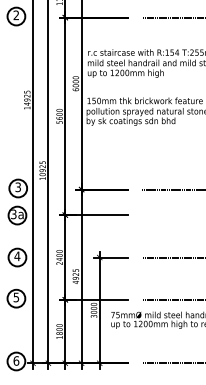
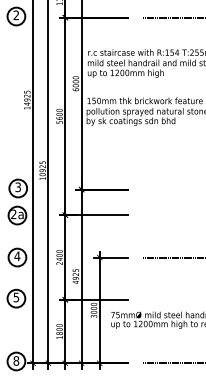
line: present -> none (171, 189)
text: 3a -> 2a (13, 214)
line: present -> none (171, 299)
text: 6 -> 8 (16, 360)
